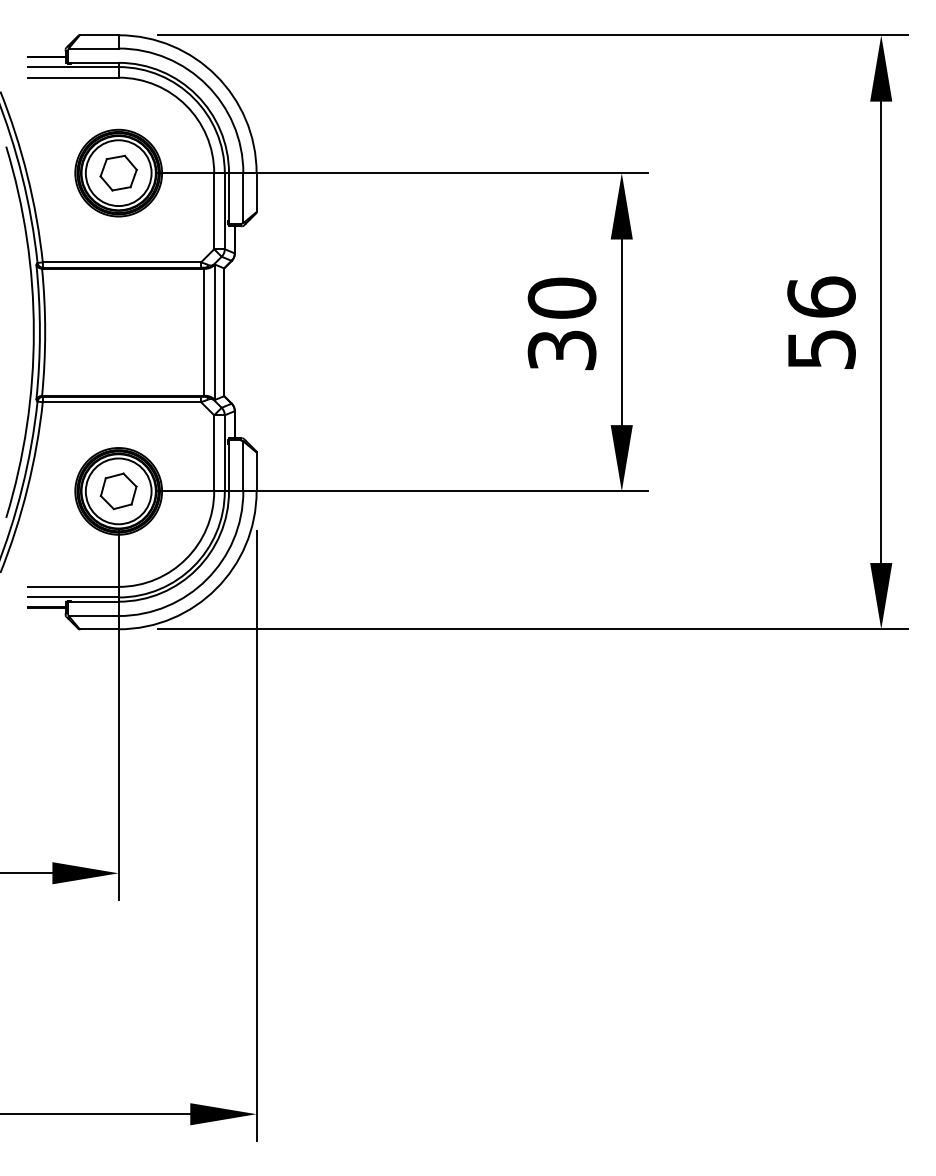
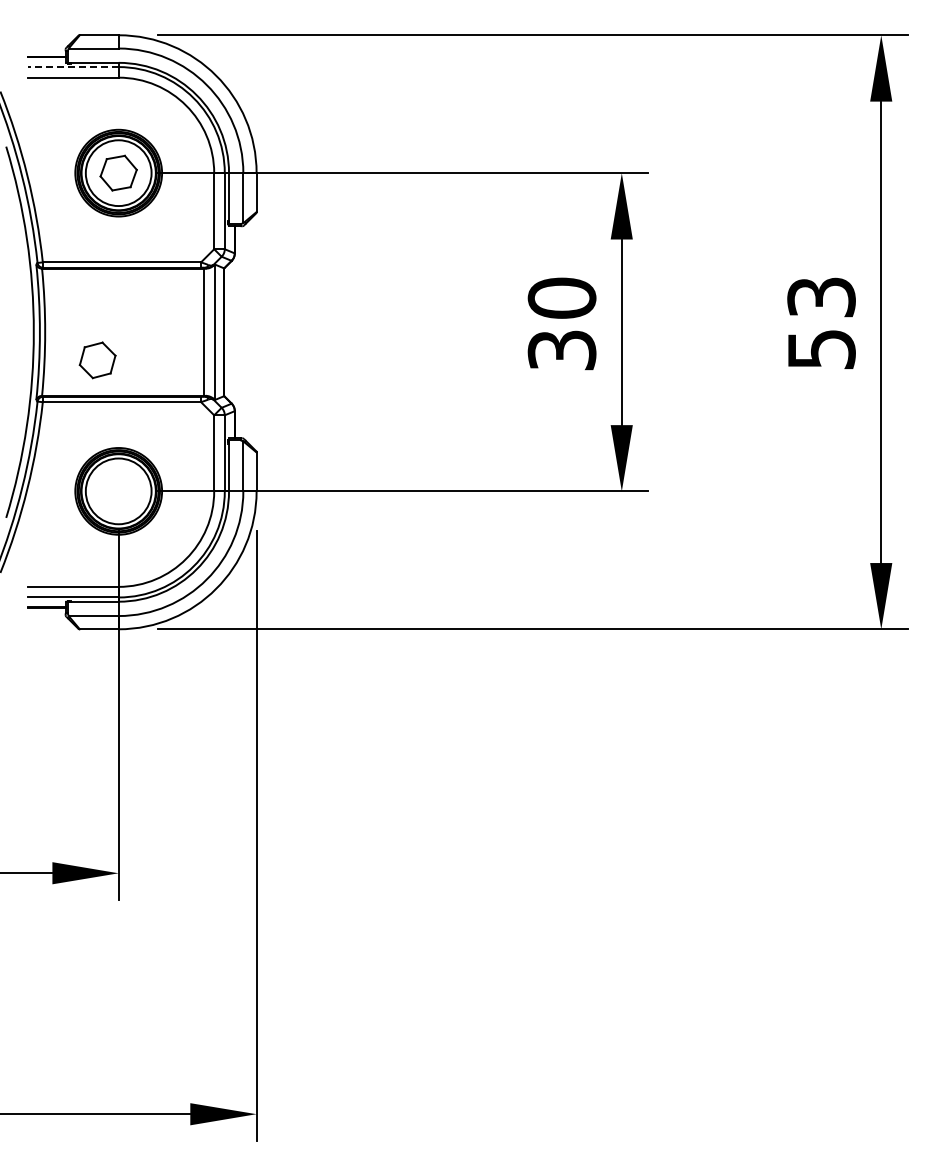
line: solid -> dashed (72, 67)
text: 56 -> 53 (821, 296)
part position: (118, 491) -> (97, 360) (97, 360)
